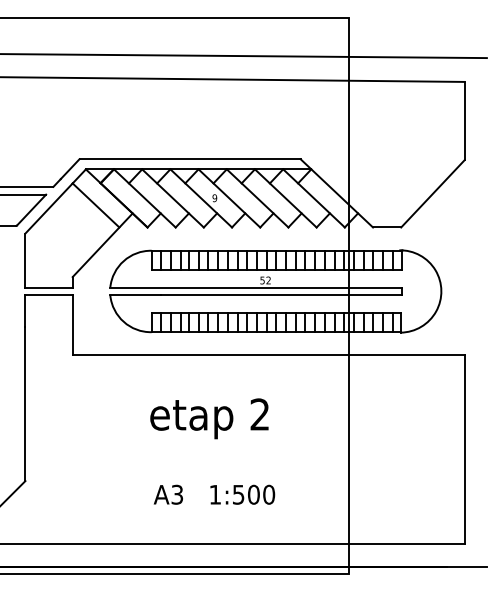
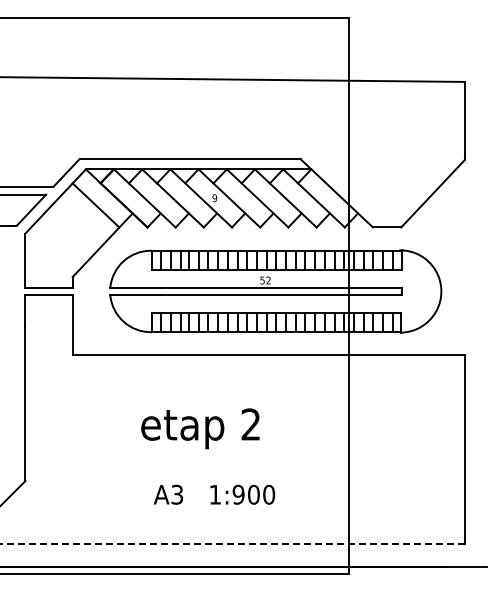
line: present -> none (244, 56)
text position: (209, 418) -> (200, 428) (200, 428)
text: 1:500 -> 1:900 (238, 494)
line: solid -> dashed (231, 543)
